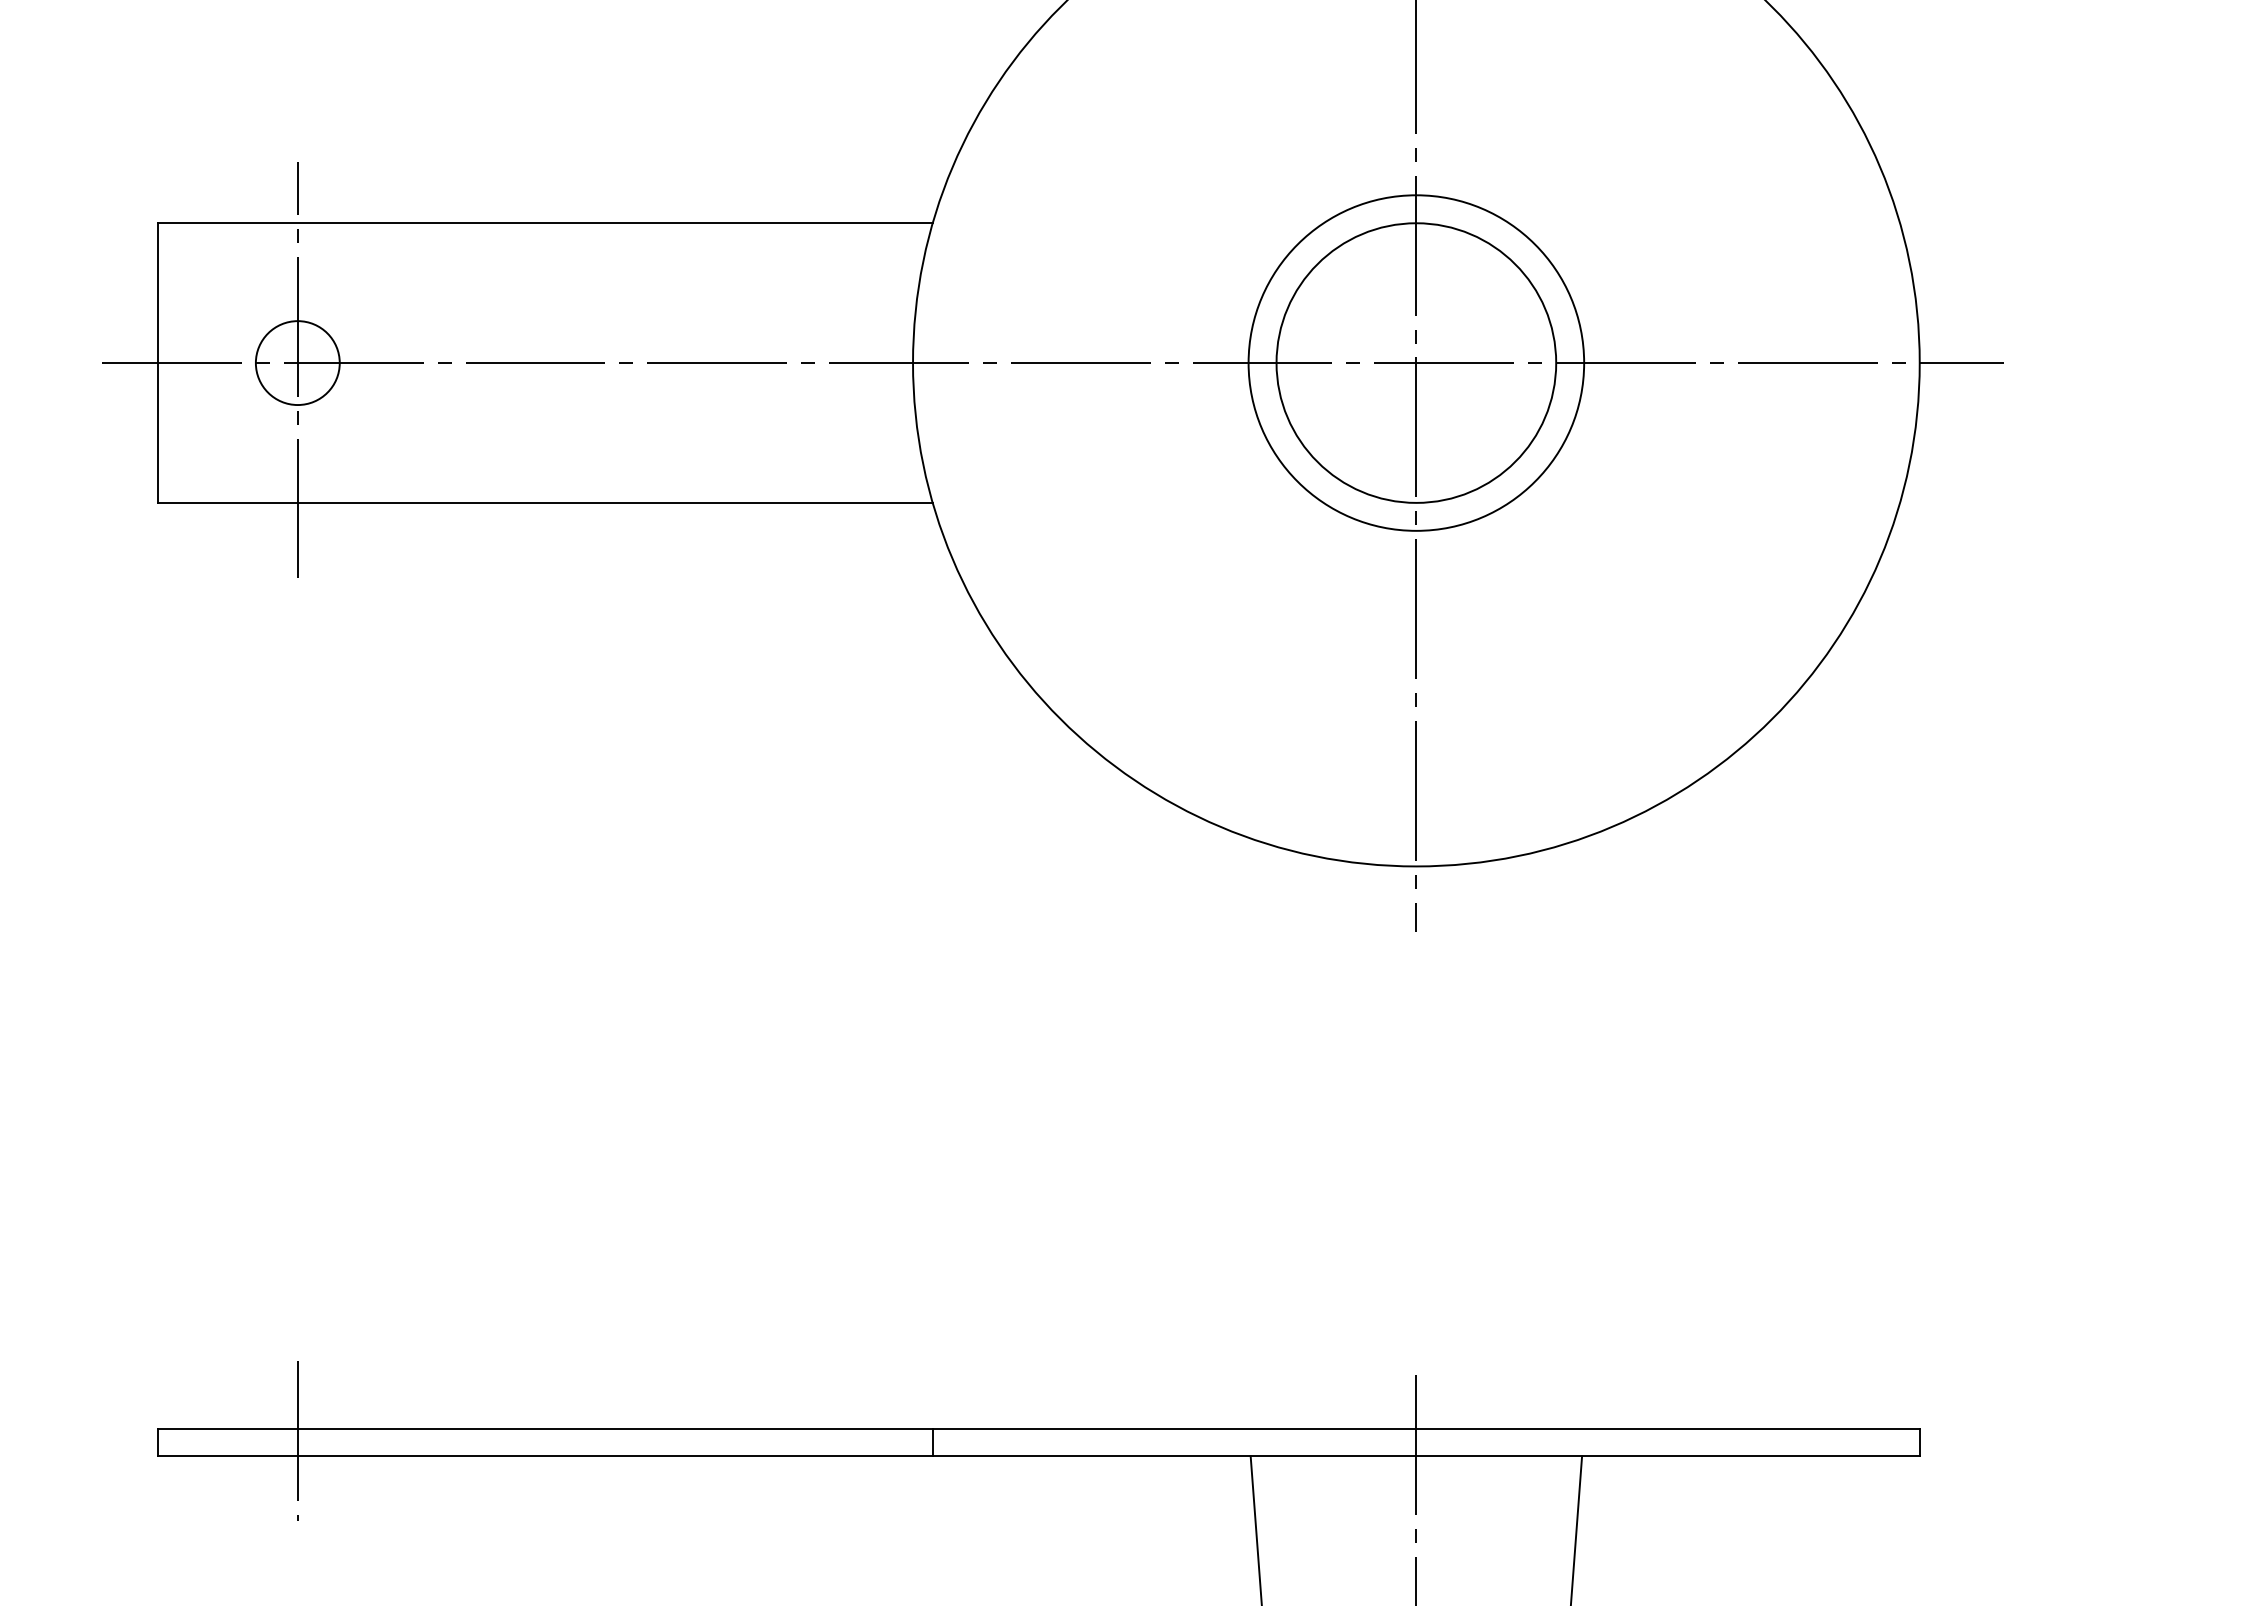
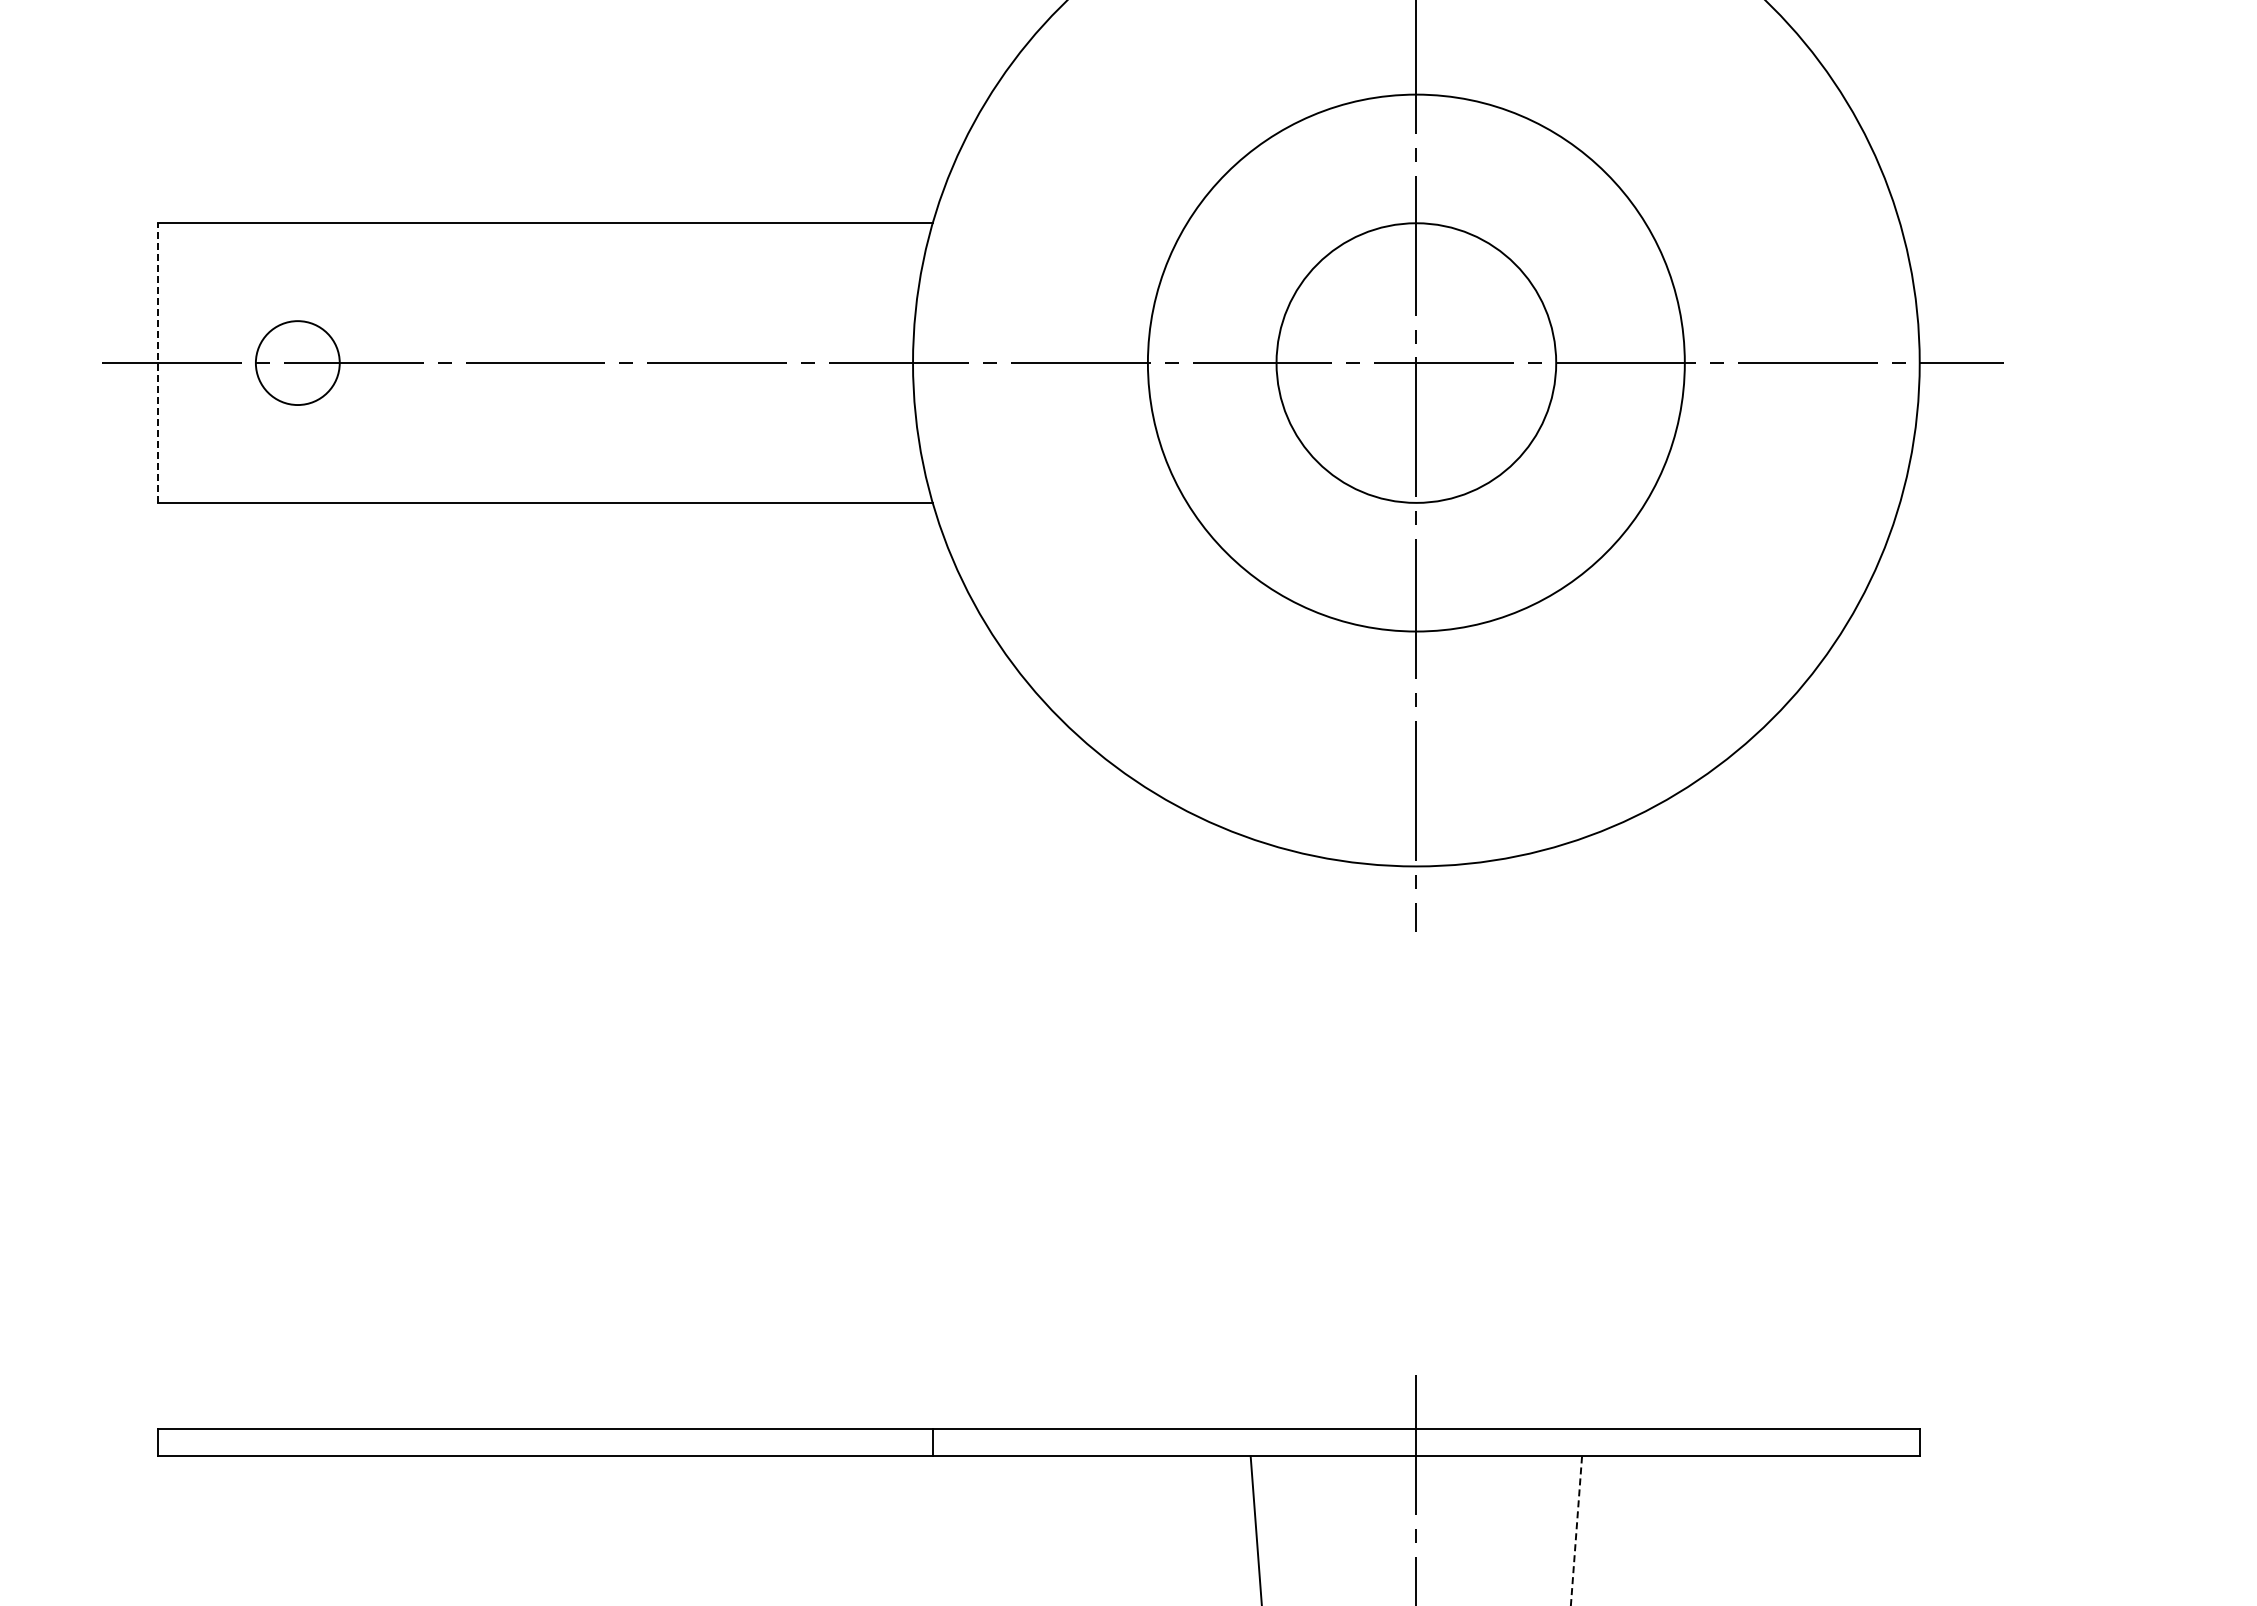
circle diameter: 336 px -> 537 px (1415, 362)
line: solid -> dashed (158, 363)
line: present -> none (297, 369)
line: present -> none (297, 1440)
line: solid -> dashed (1576, 1531)
